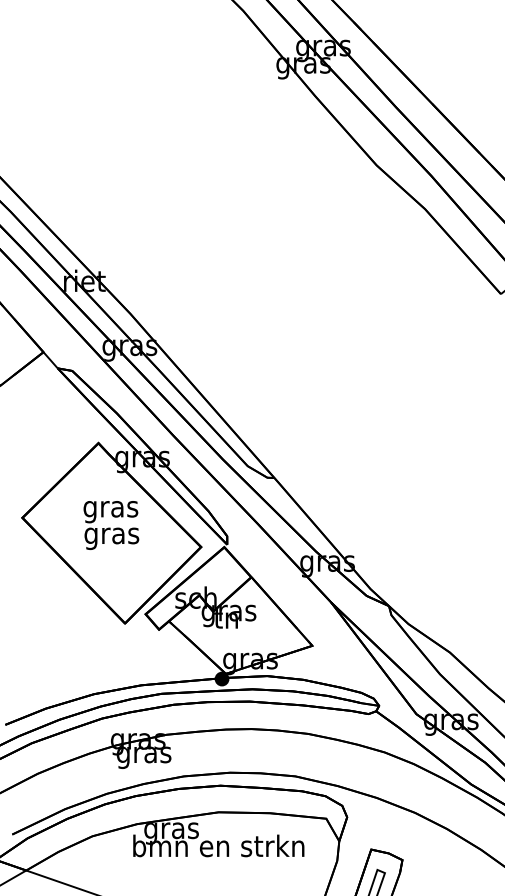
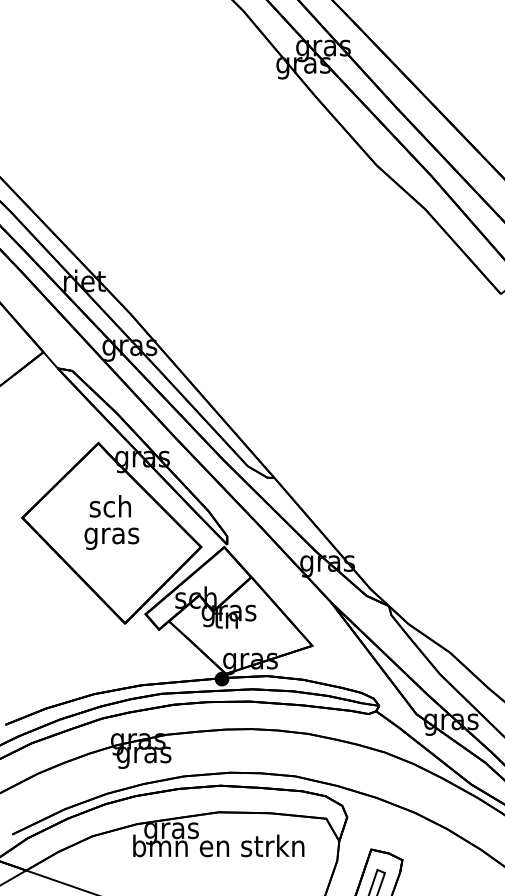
text: gras -> sch (110, 509)
